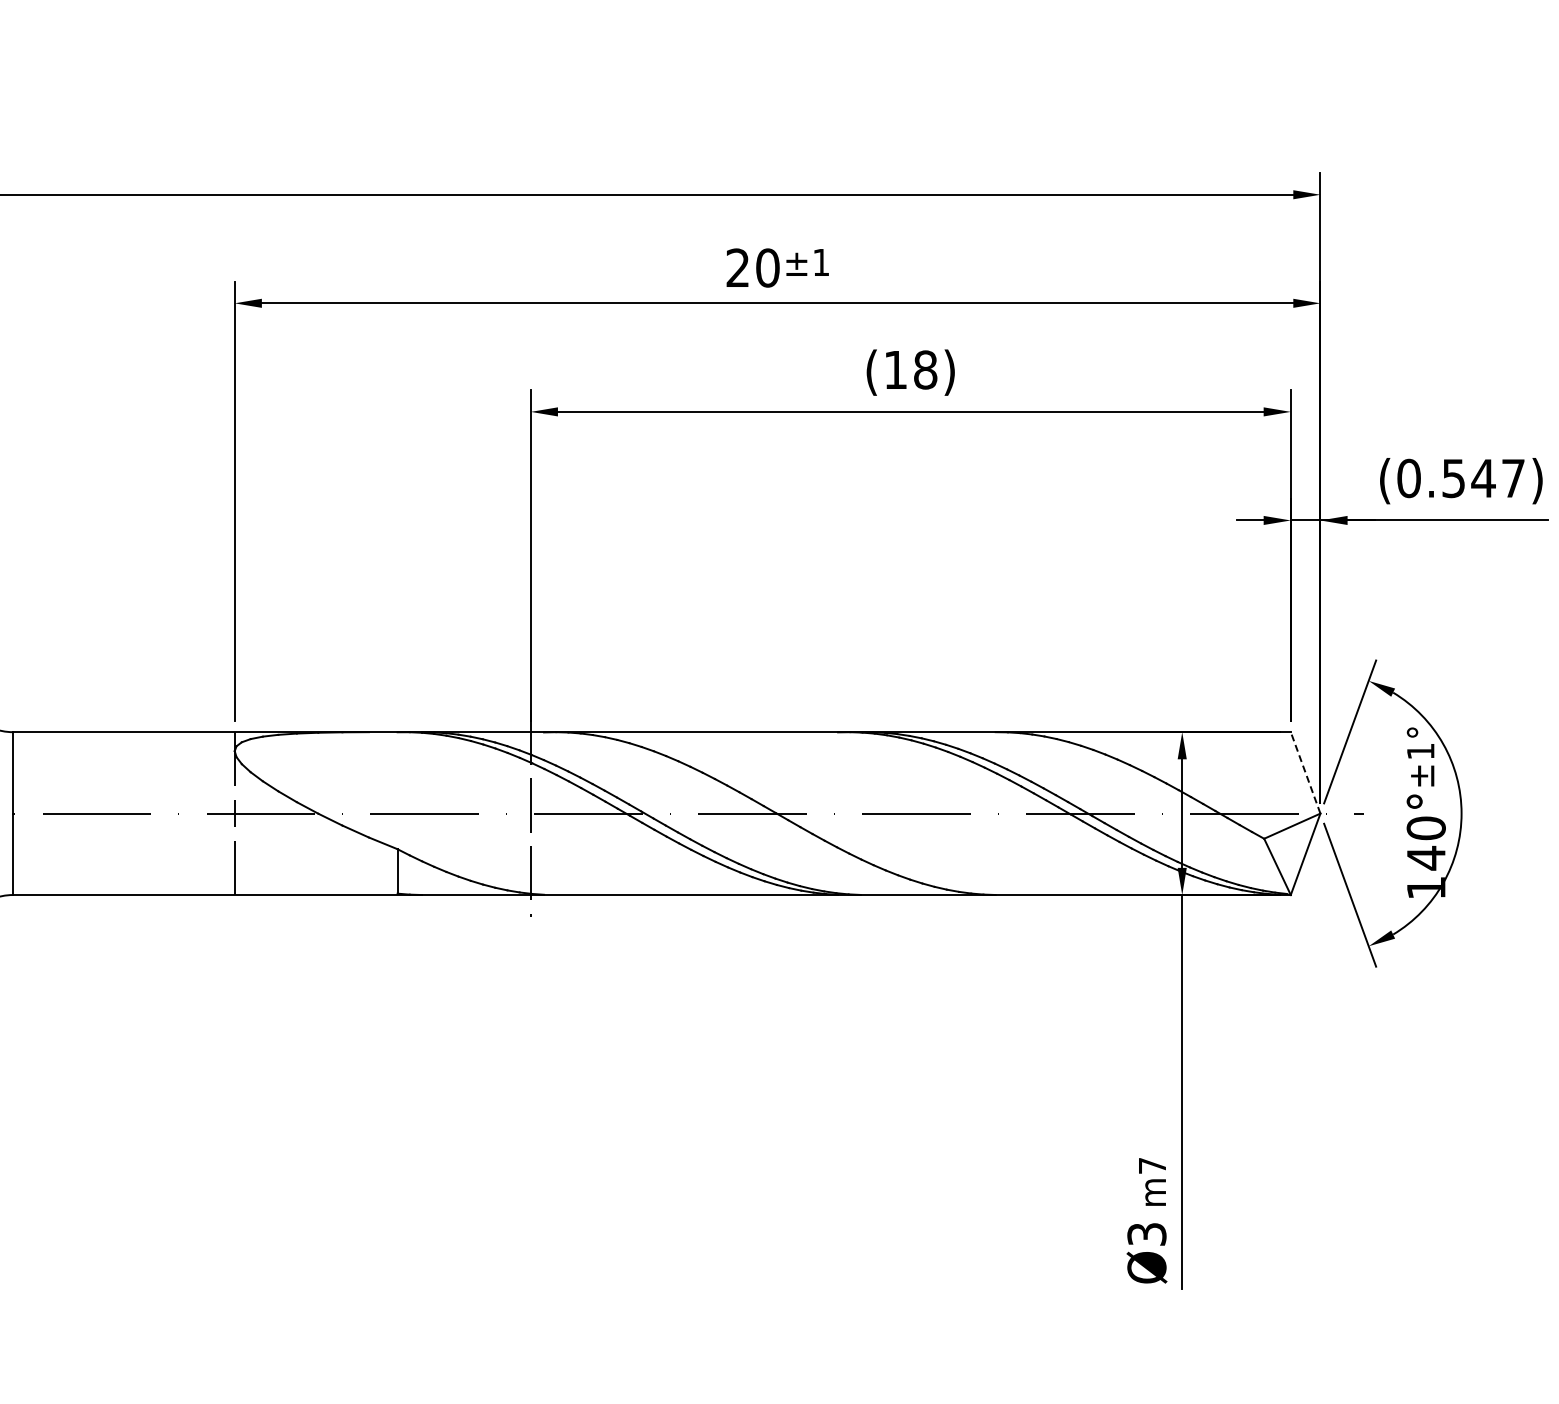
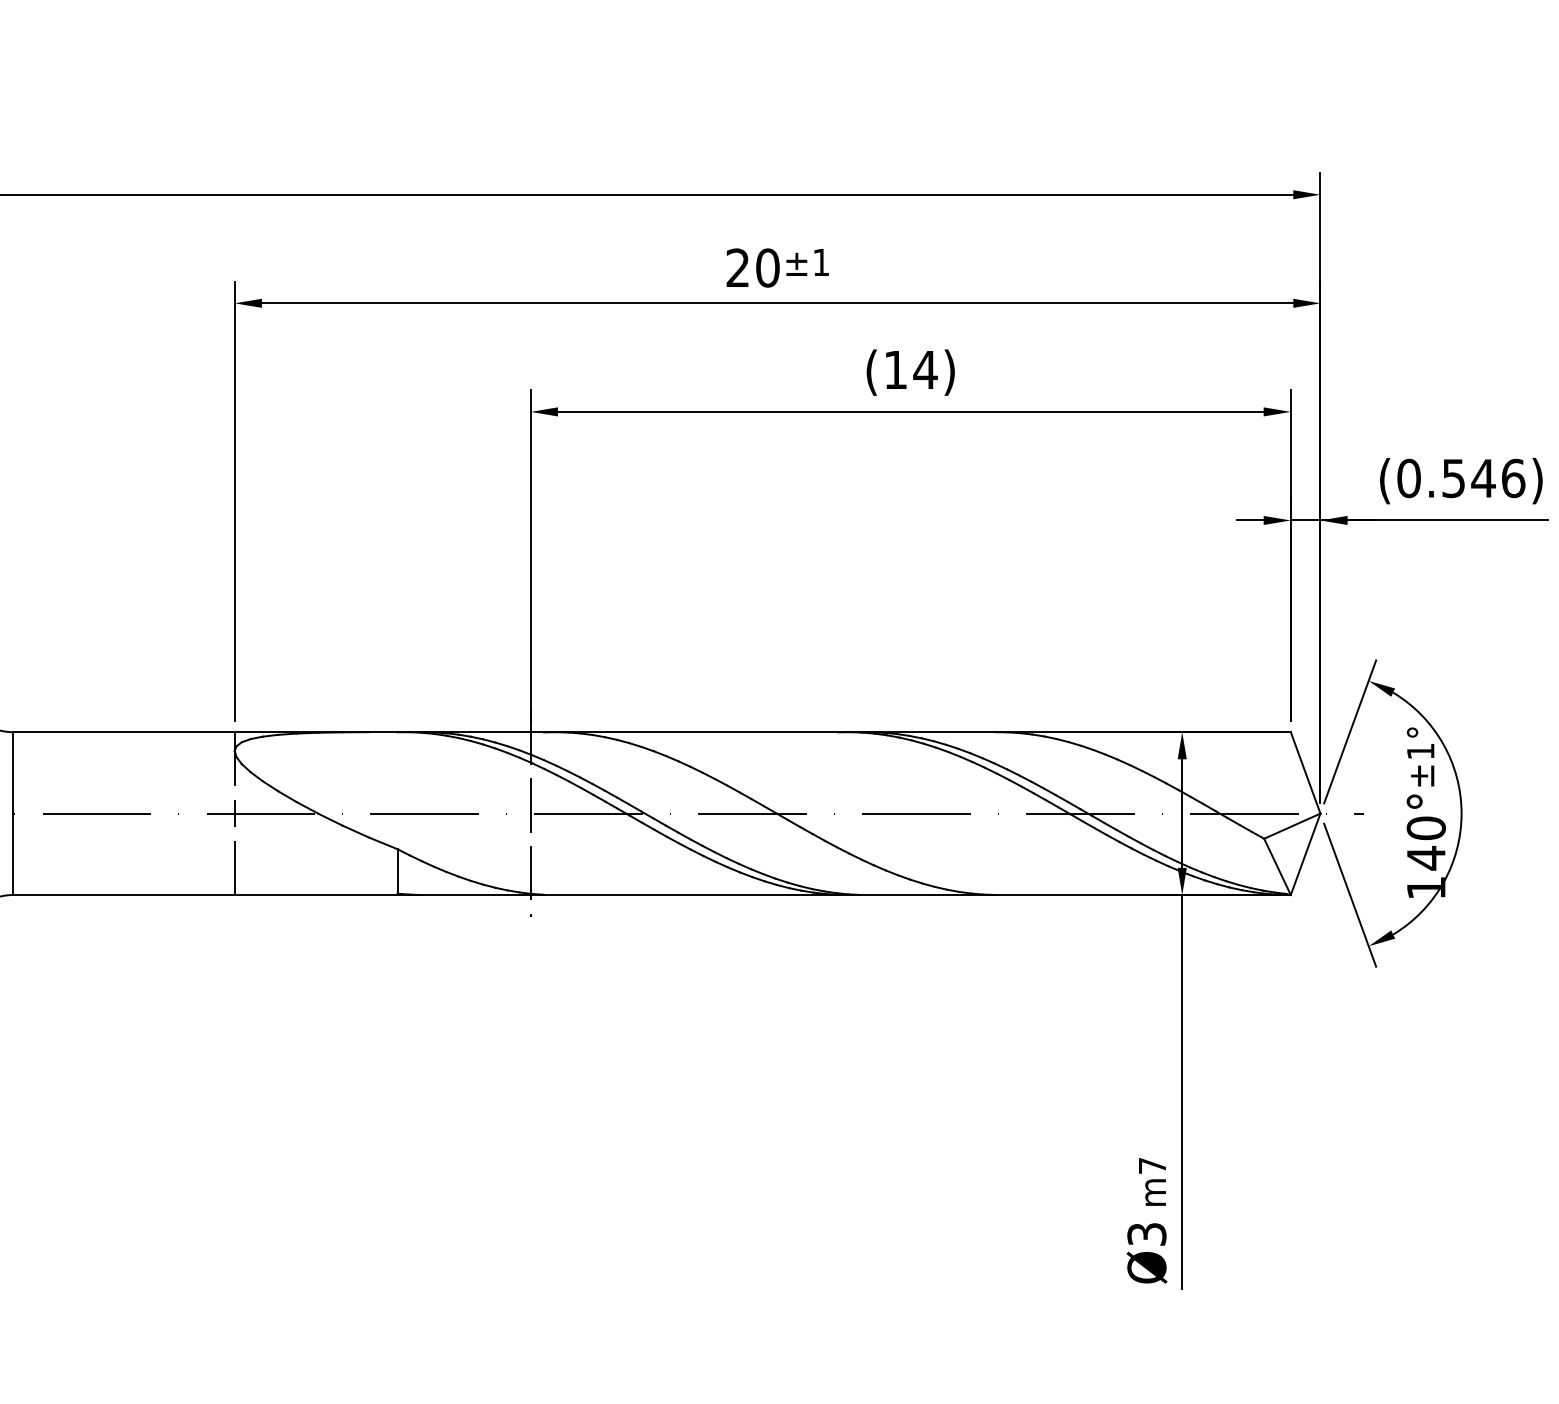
text: (18) -> (14) (925, 369)
text: (0.547) -> (0.546) (1513, 478)
line: dashed -> solid (1305, 772)
